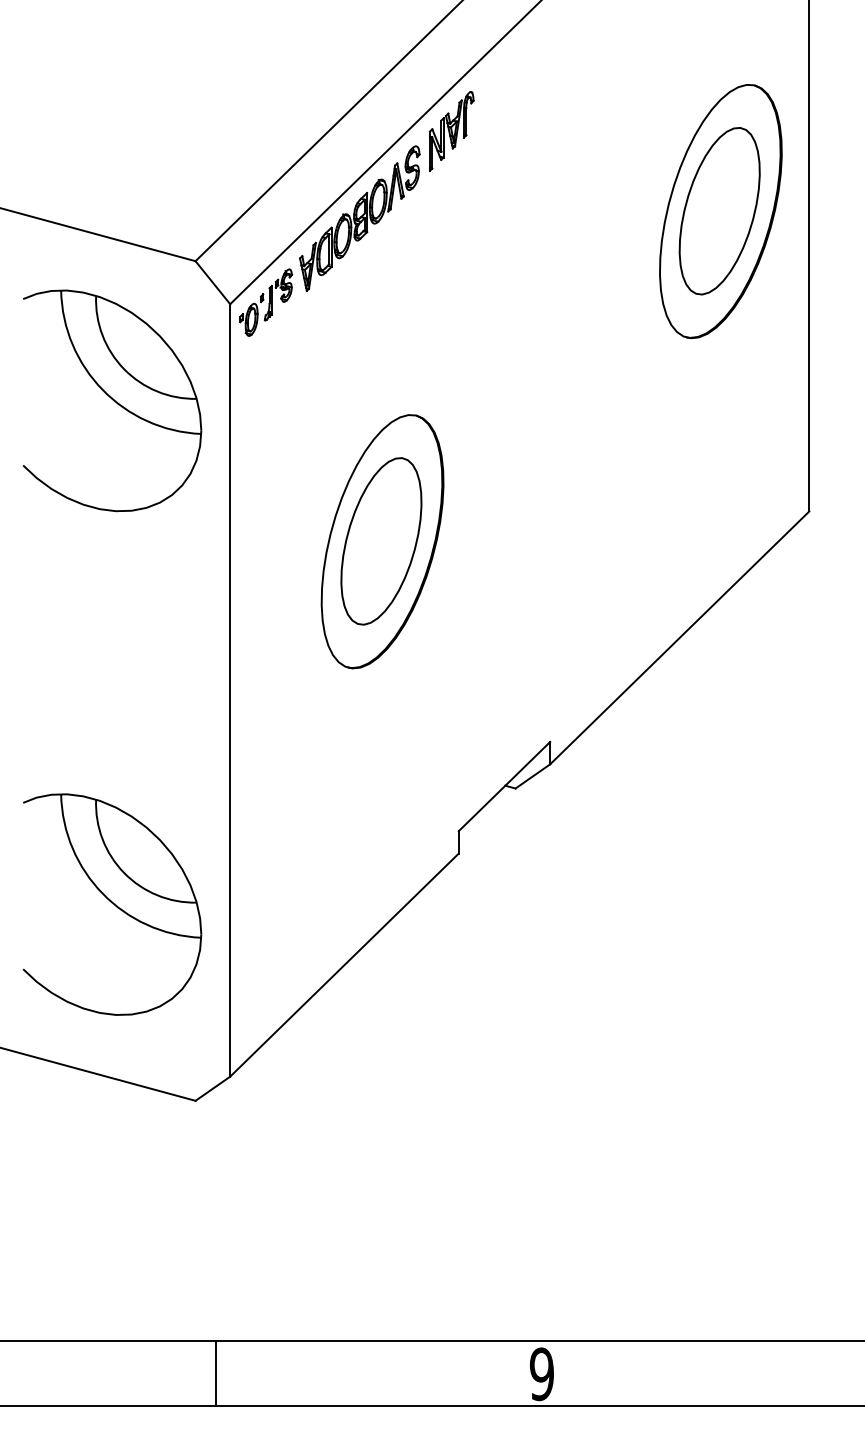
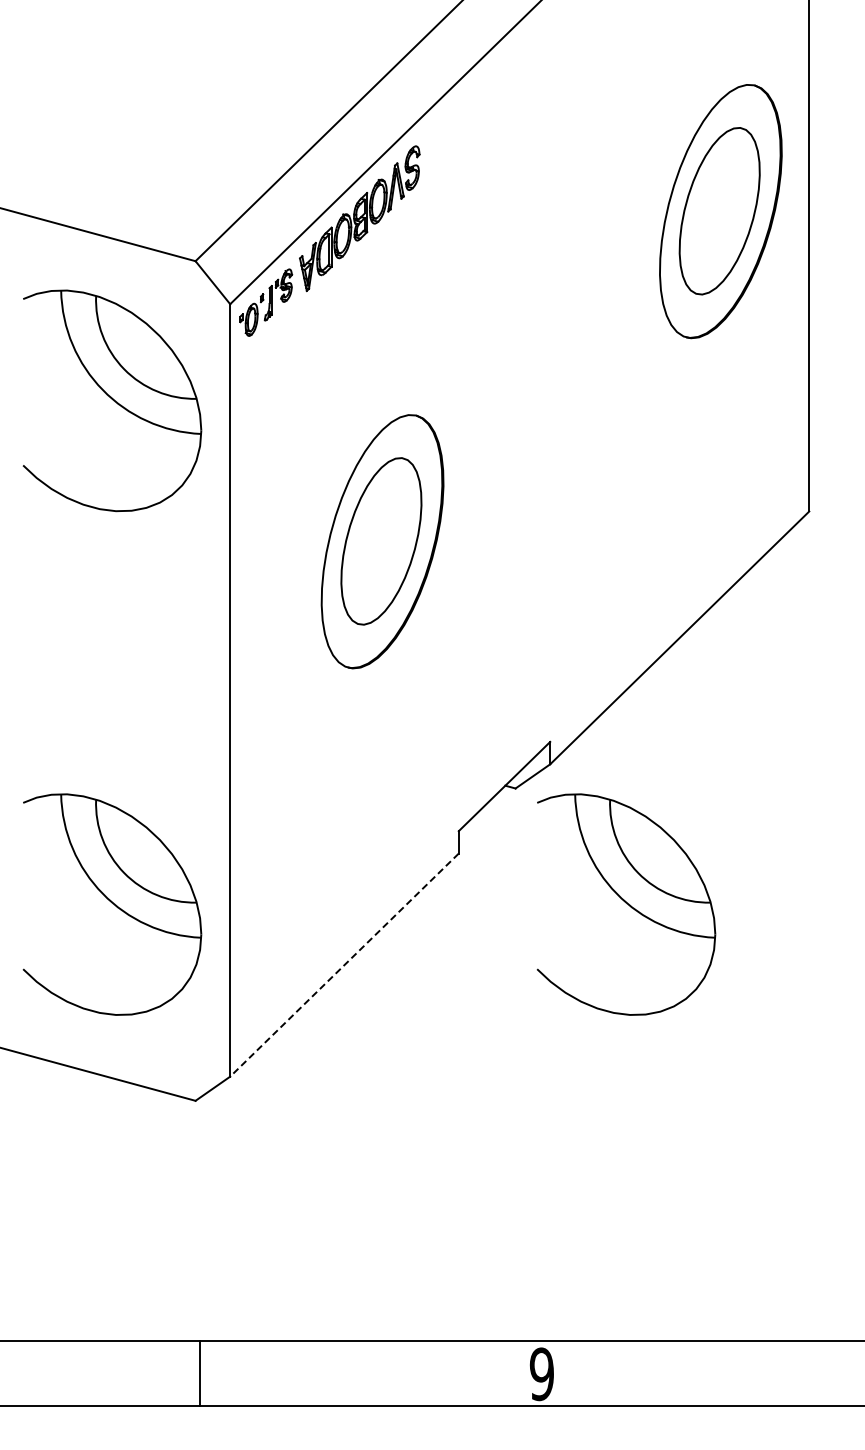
part: present -> none (451, 131)
part: none -> present (626, 904)
line: solid -> dashed (344, 965)
line position: (216, 1373) -> (200, 1373) (200, 1373)
